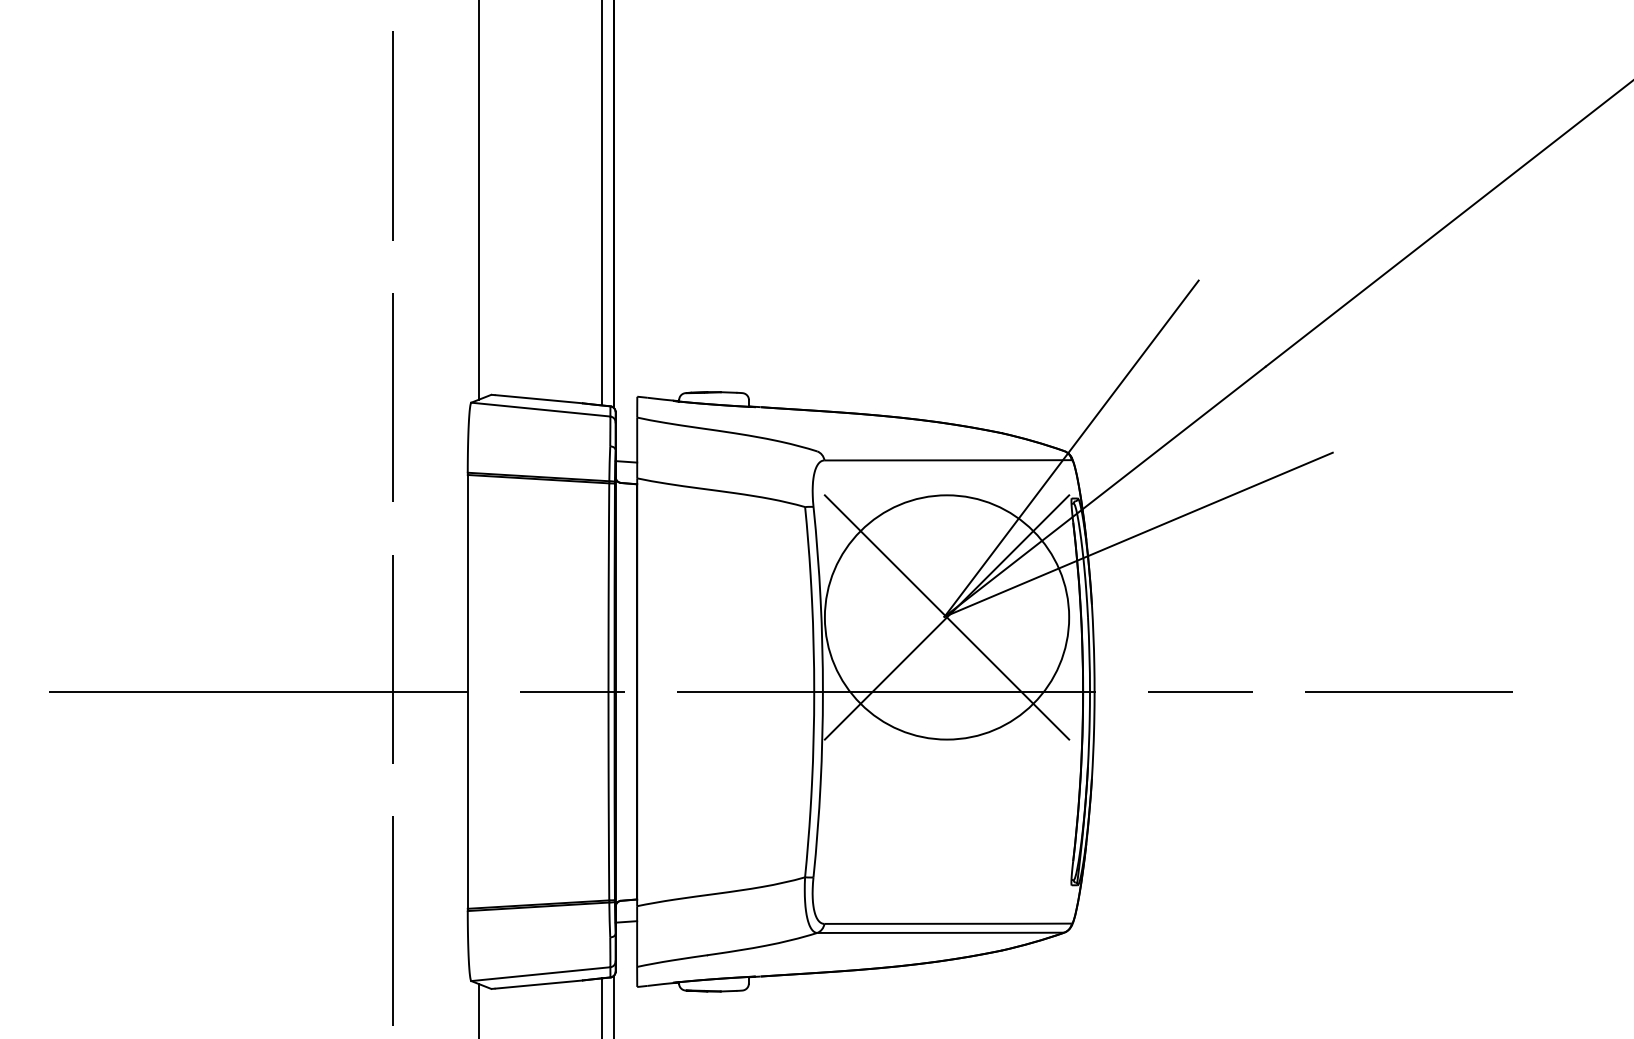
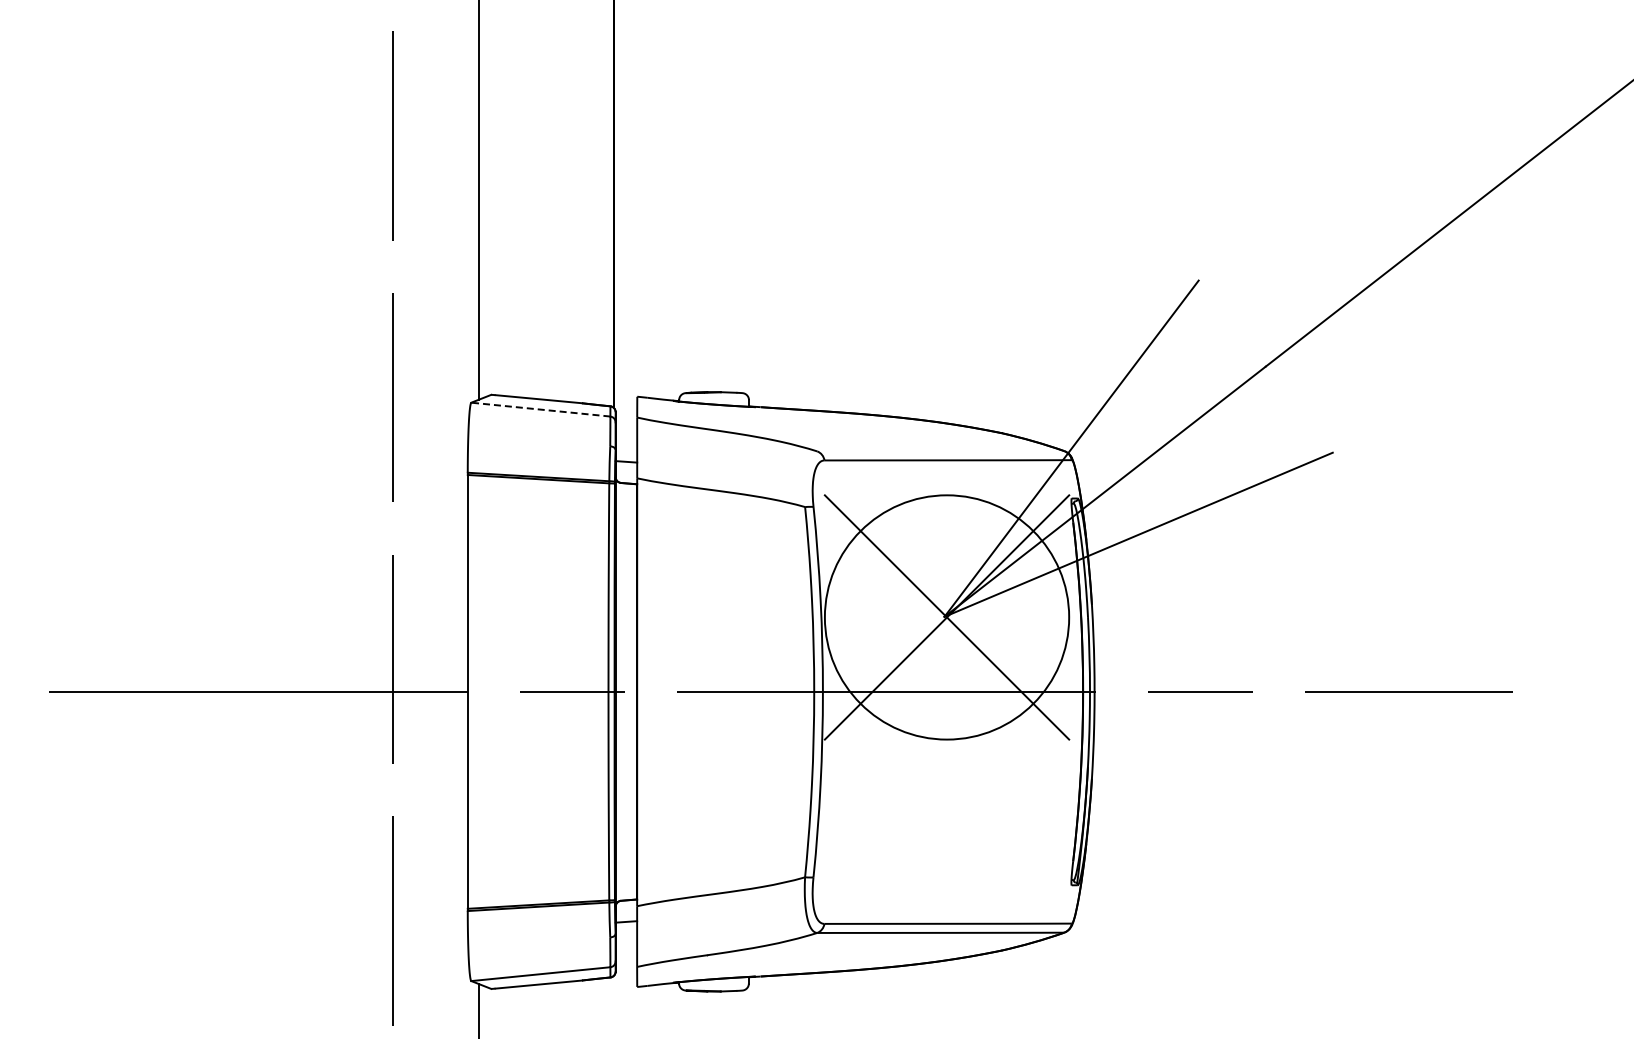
line: present -> none (602, 203)
line: solid -> dashed (540, 409)
line: present -> none (613, 1005)
line: present -> none (602, 1006)
